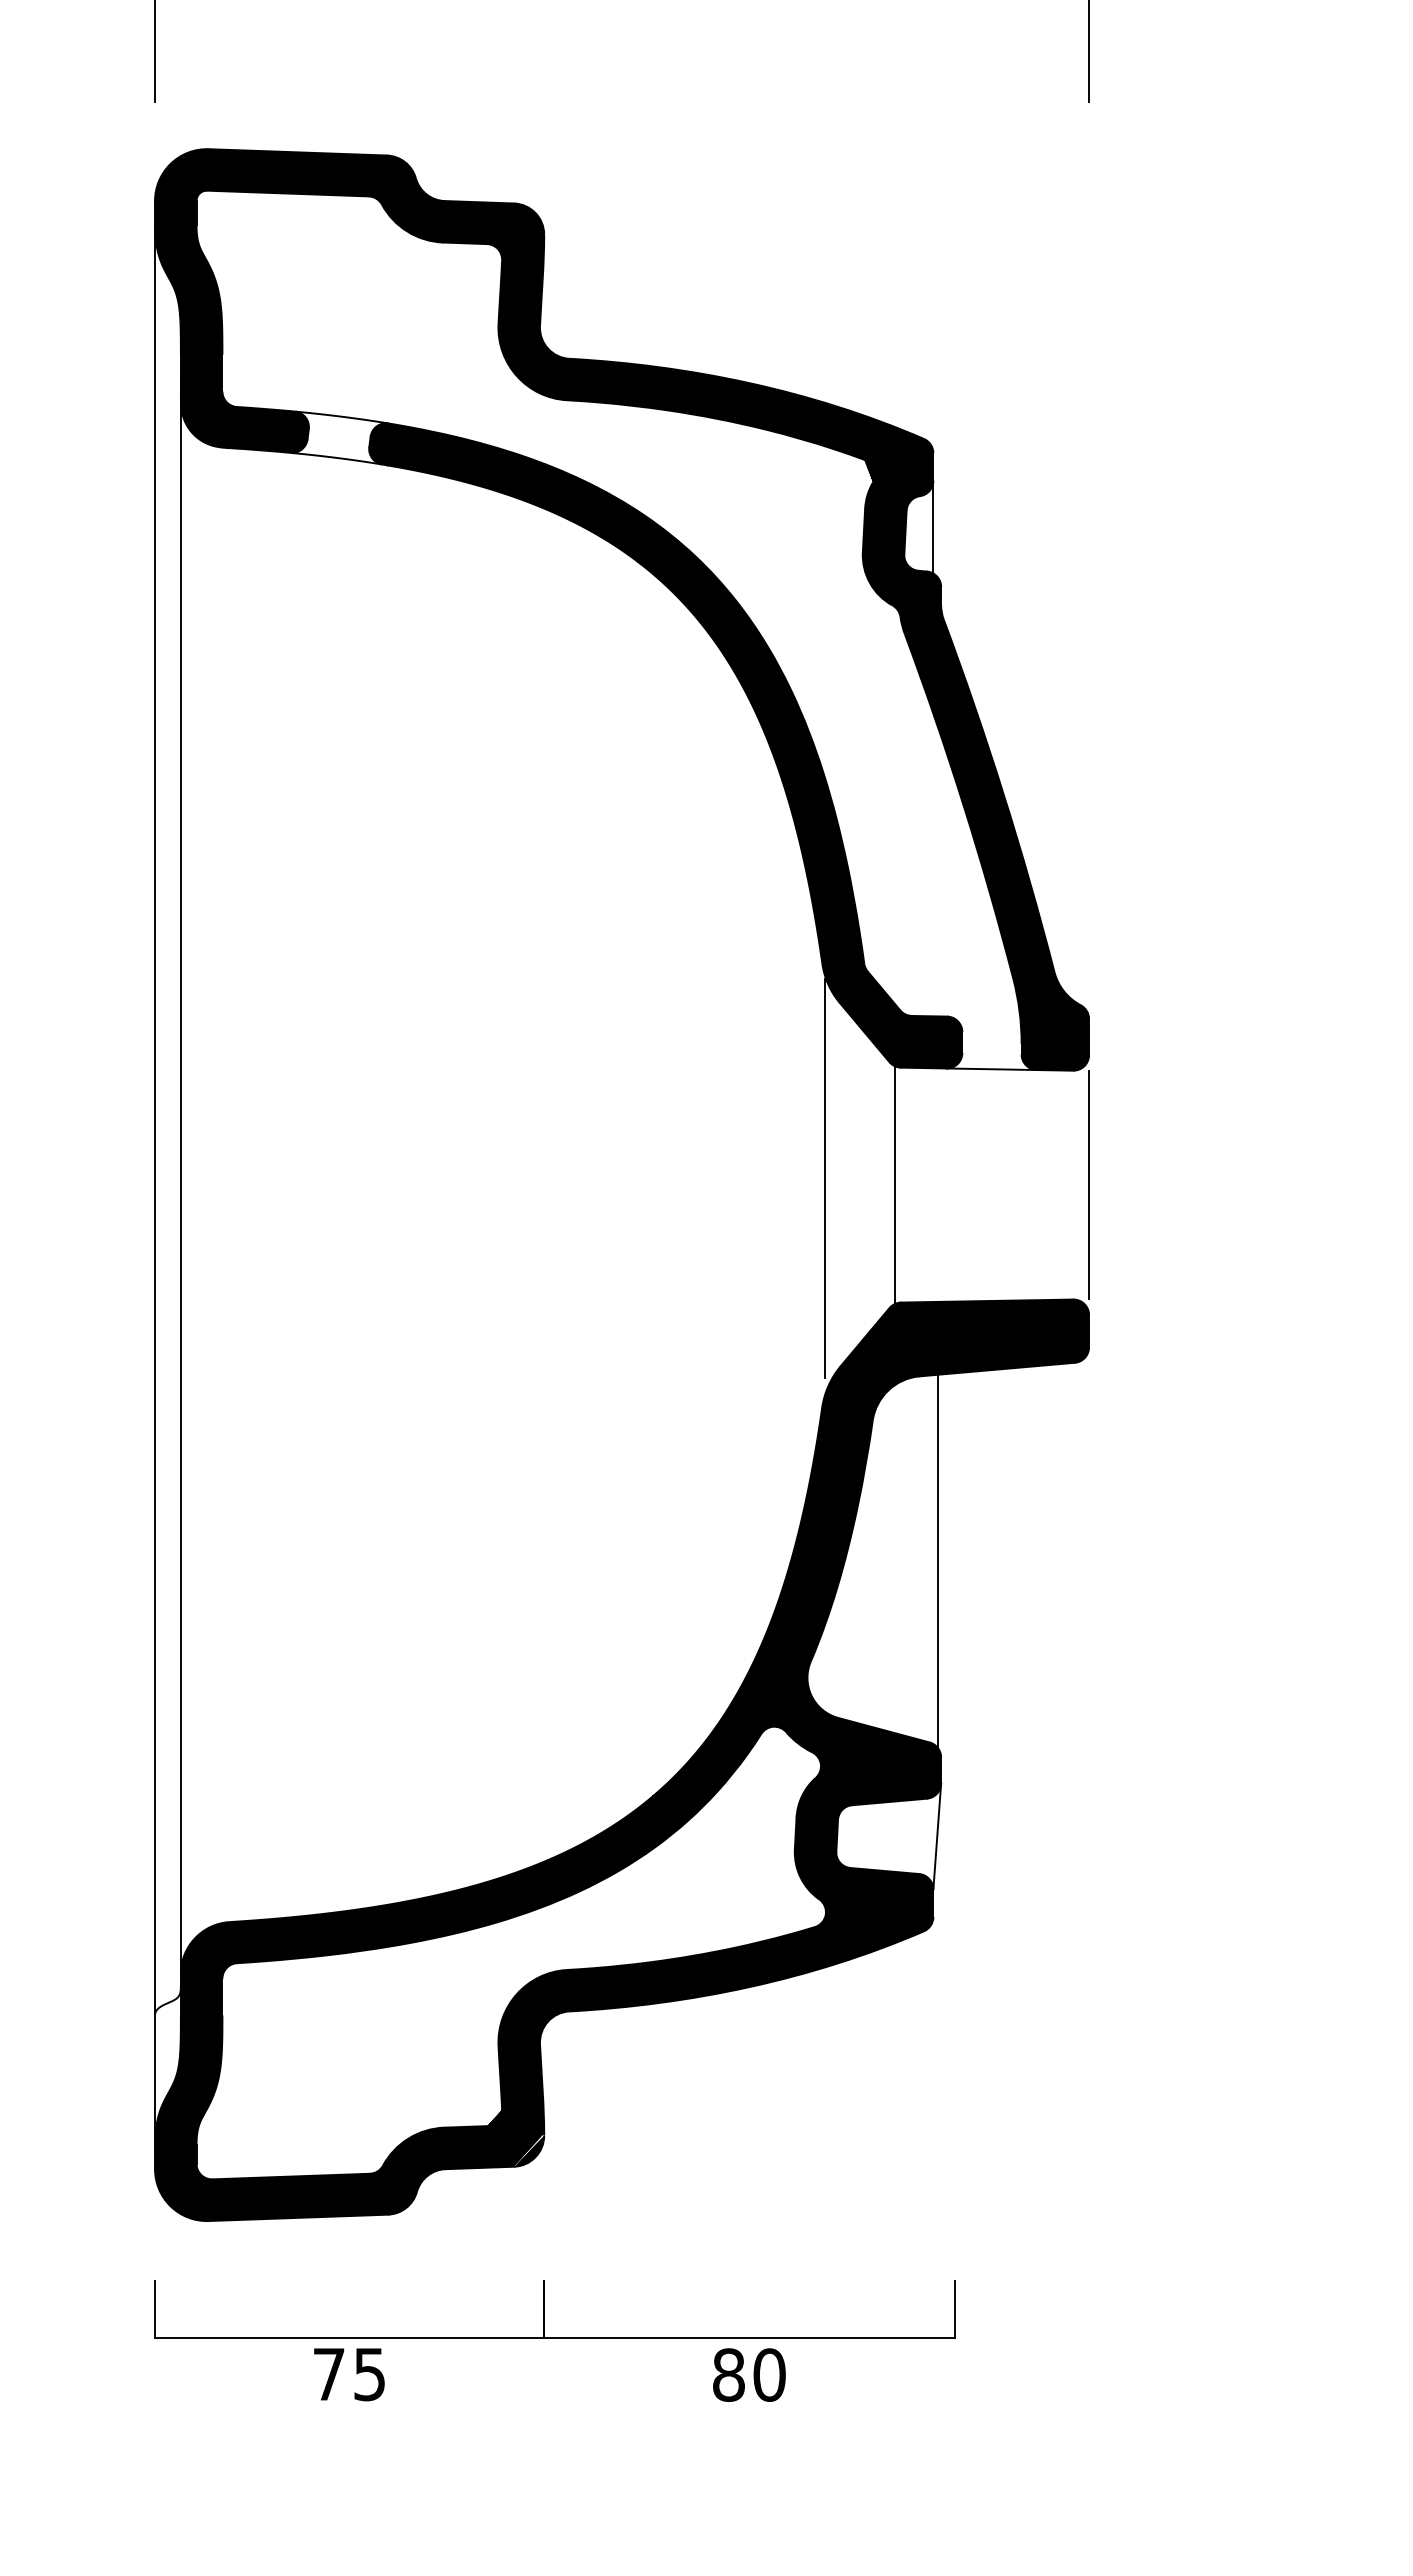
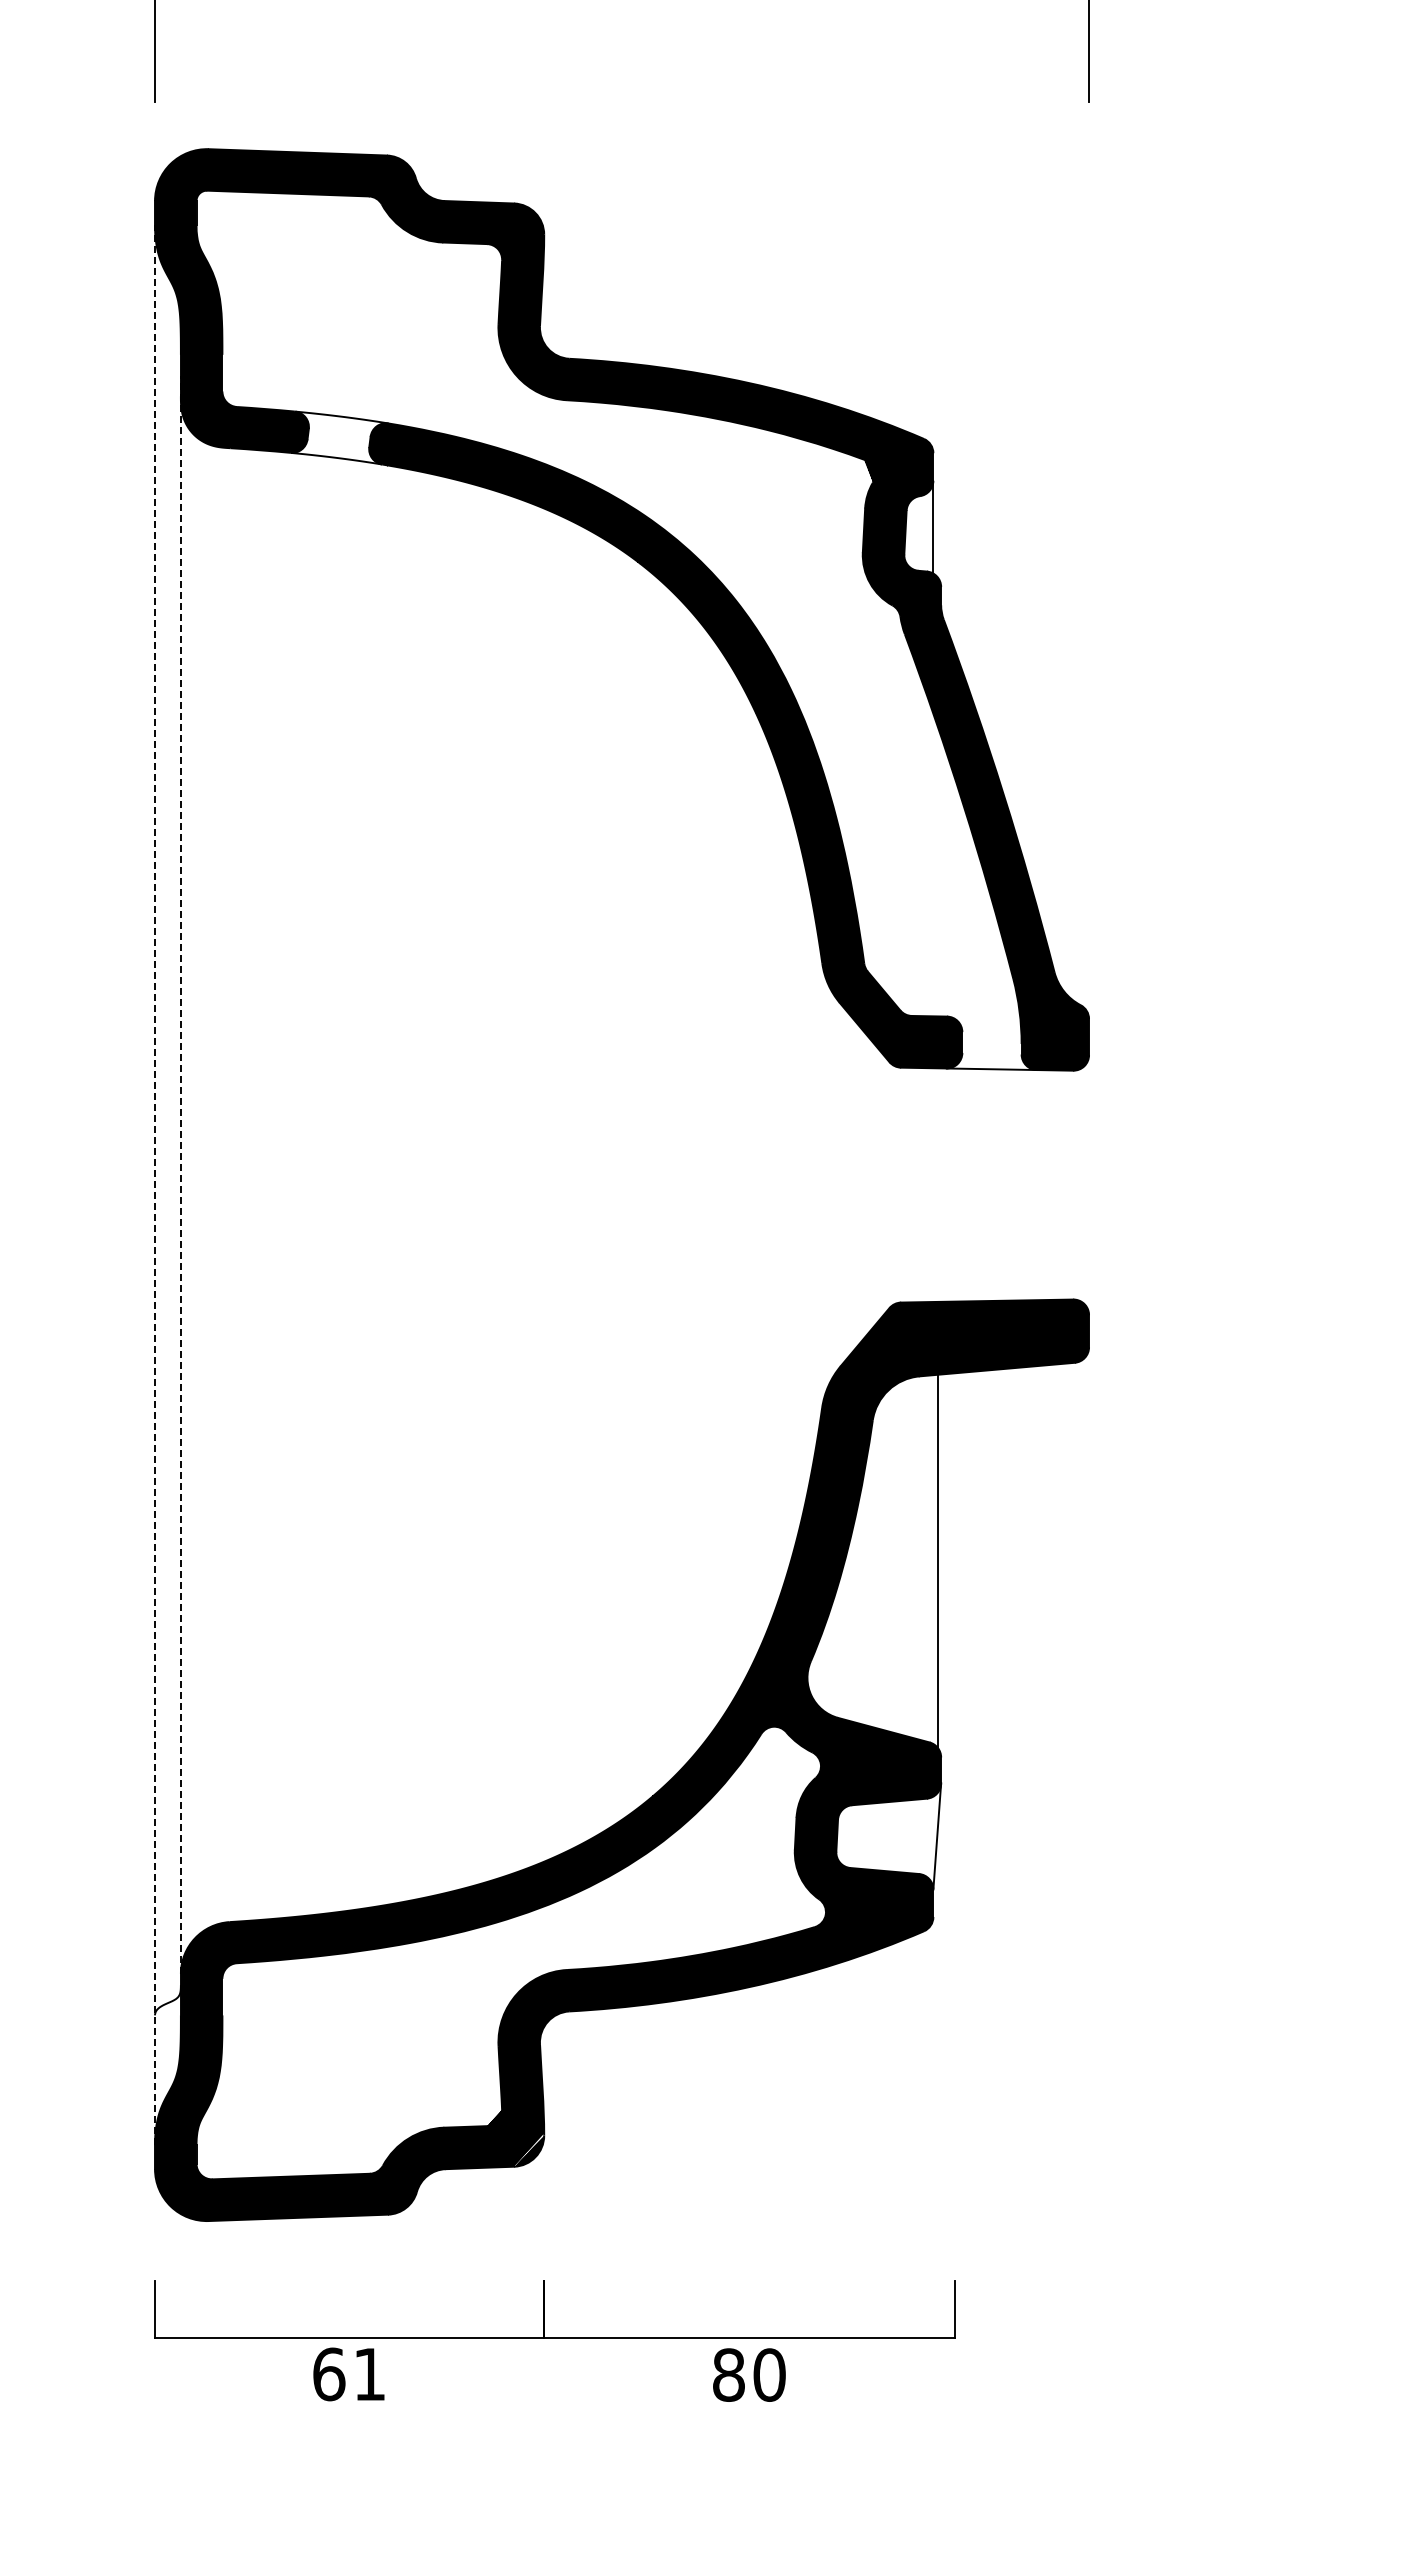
line: solid -> dashed (180, 1174)
line: present -> none (825, 1178)
line: present -> none (1089, 1184)
line: solid -> dashed (155, 1185)
line: present -> none (894, 1185)
text: 75 -> 61 (348, 2374)
